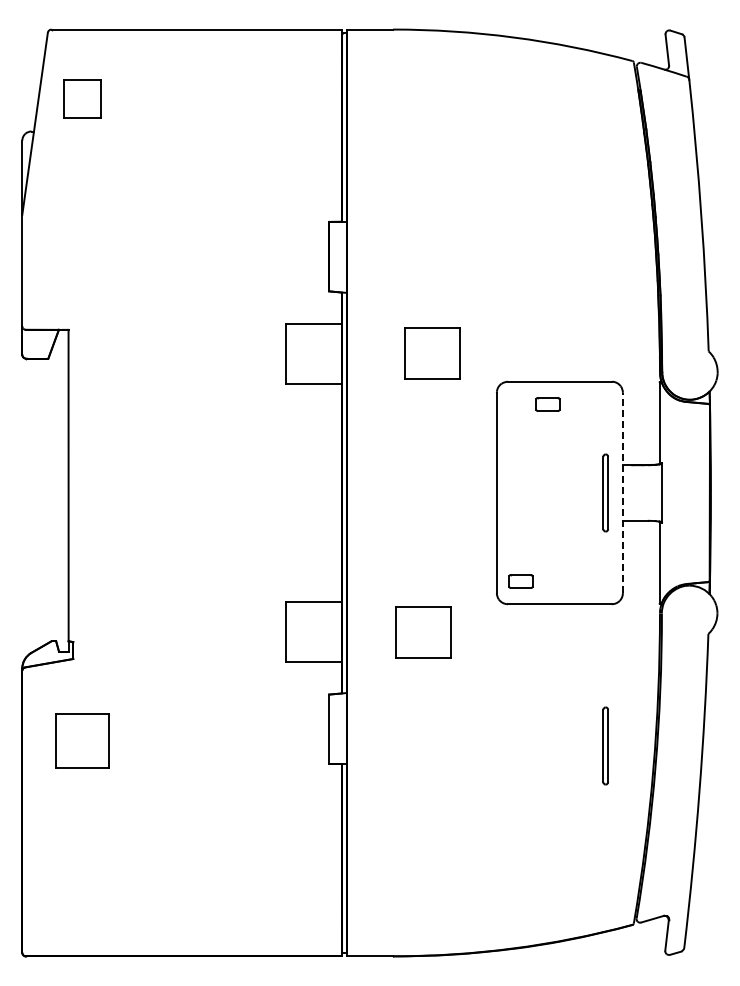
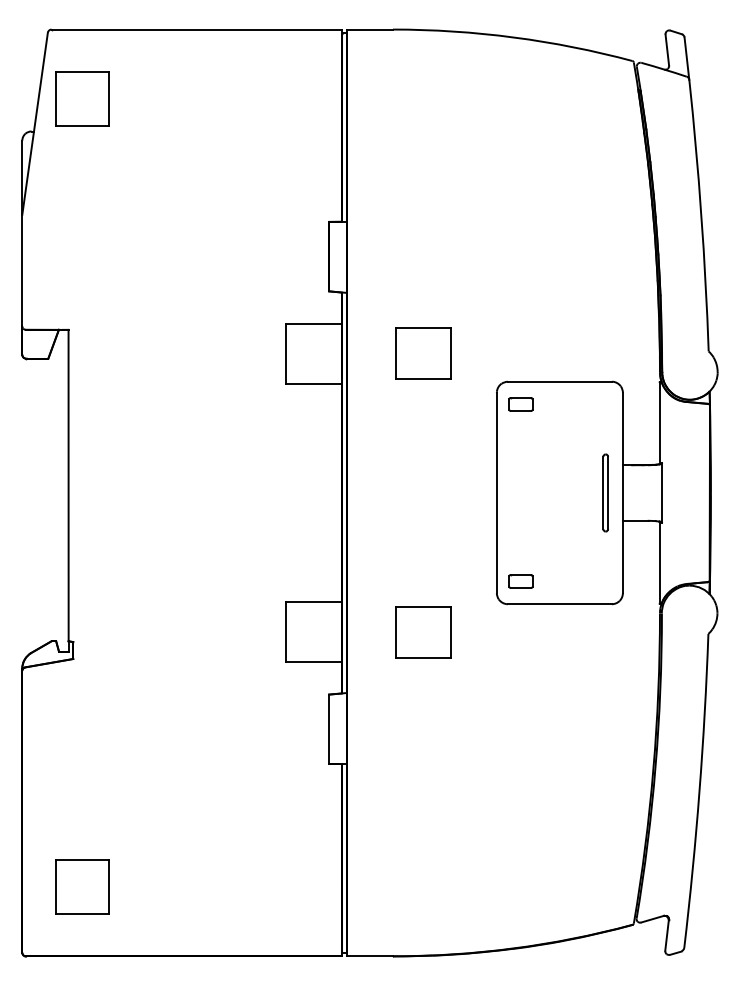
part size: 39x40 px -> 55x56 px (82, 98)
part position: (432, 353) -> (423, 353) (423, 353)
part position: (547, 404) -> (520, 404) (520, 404)
line: dashed -> solid (622, 492)
part position: (82, 740) -> (82, 886) (82, 886)
part: present -> none (605, 745)
